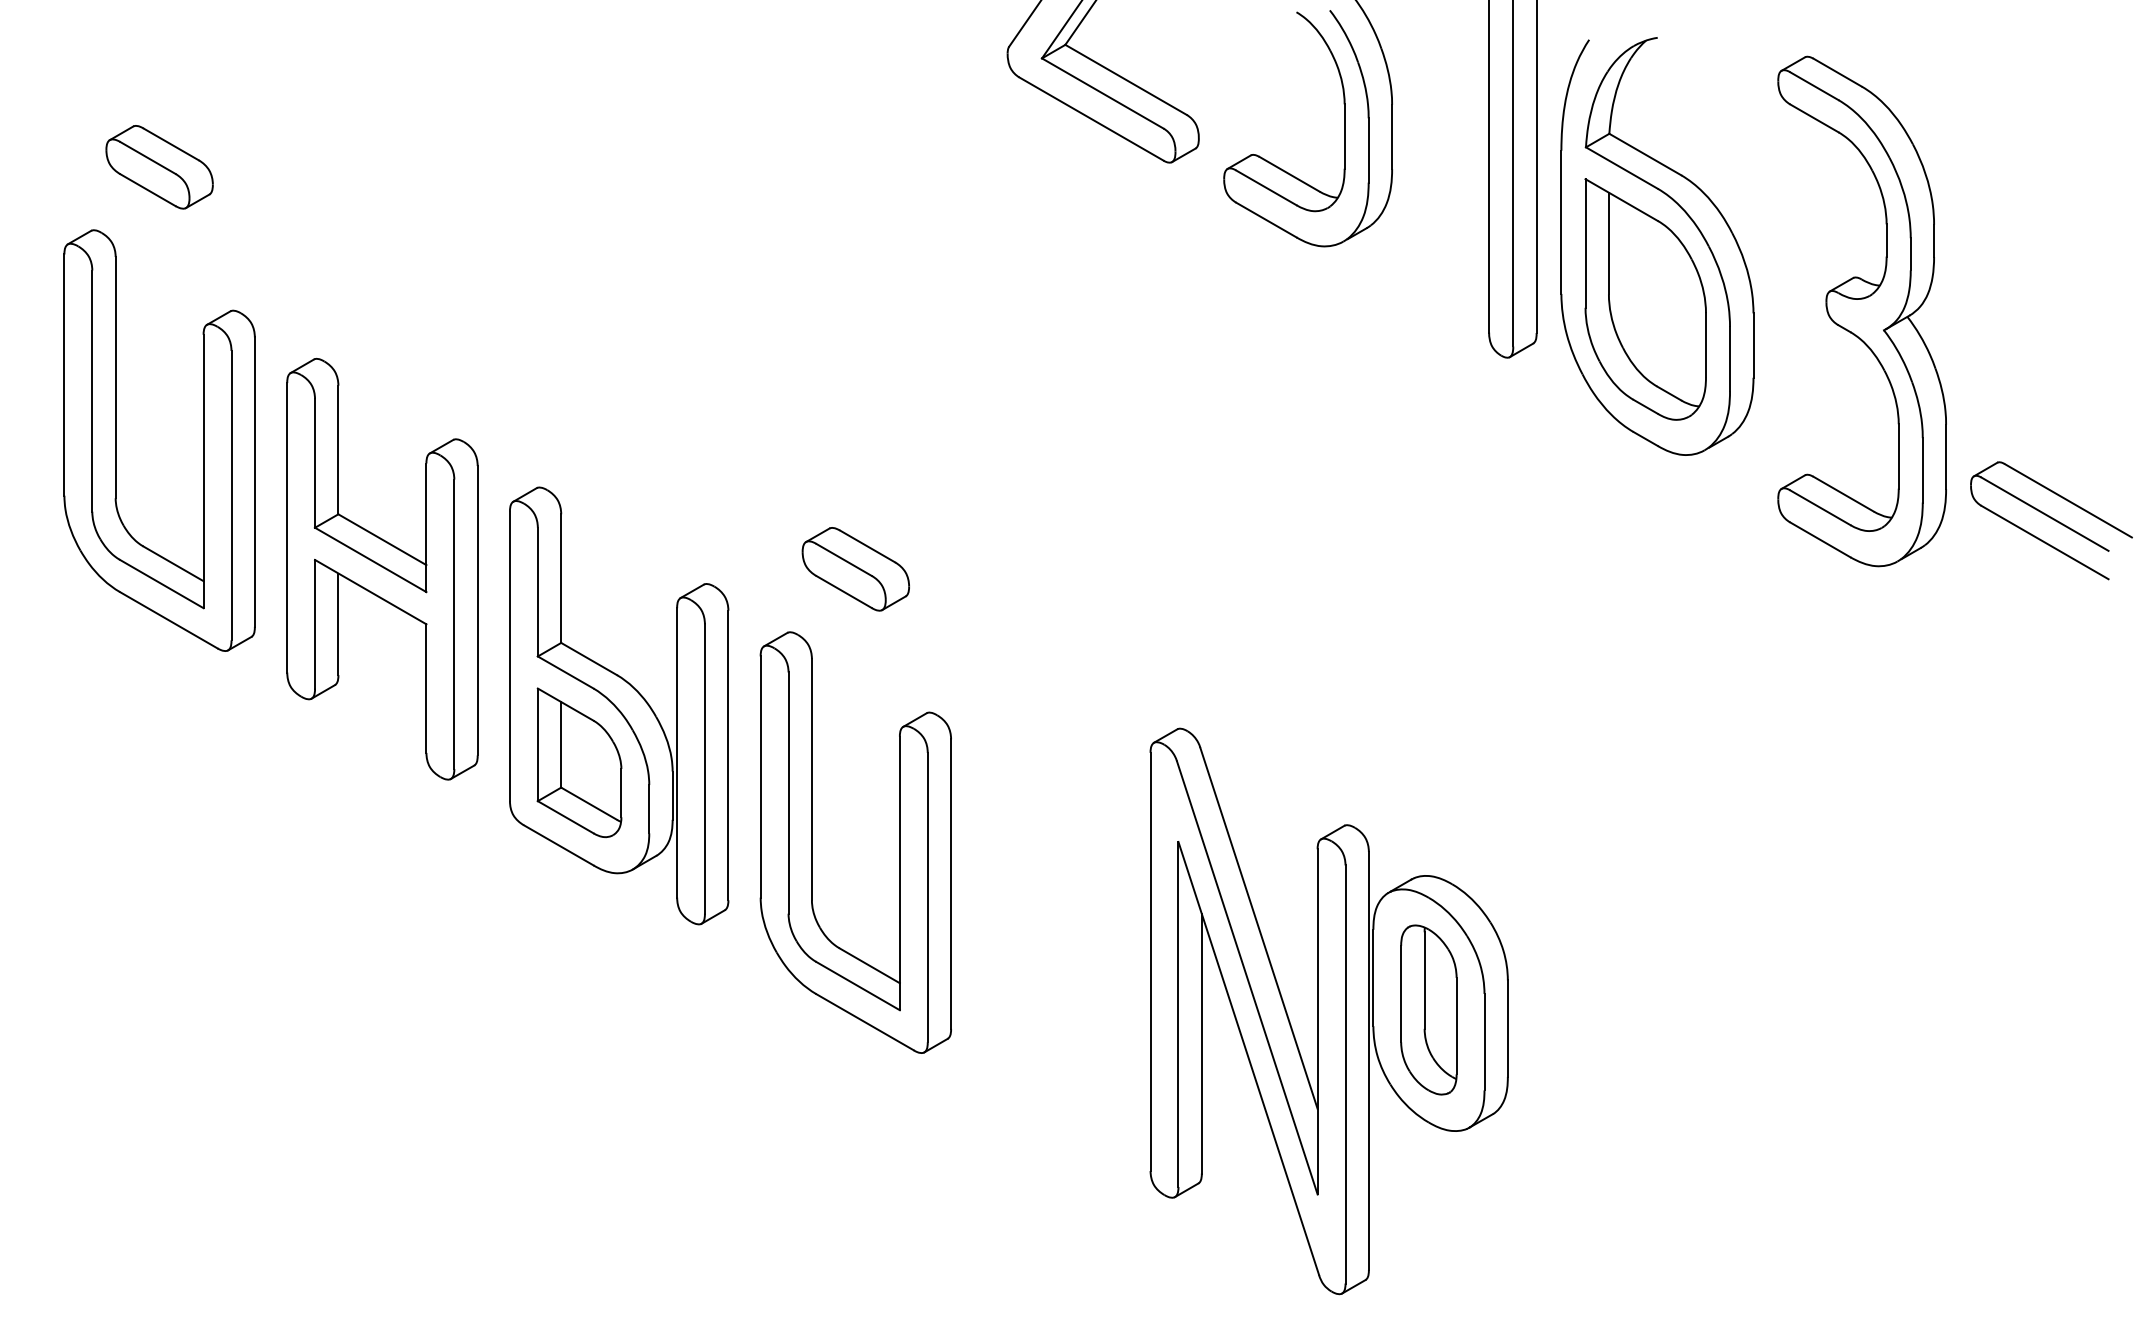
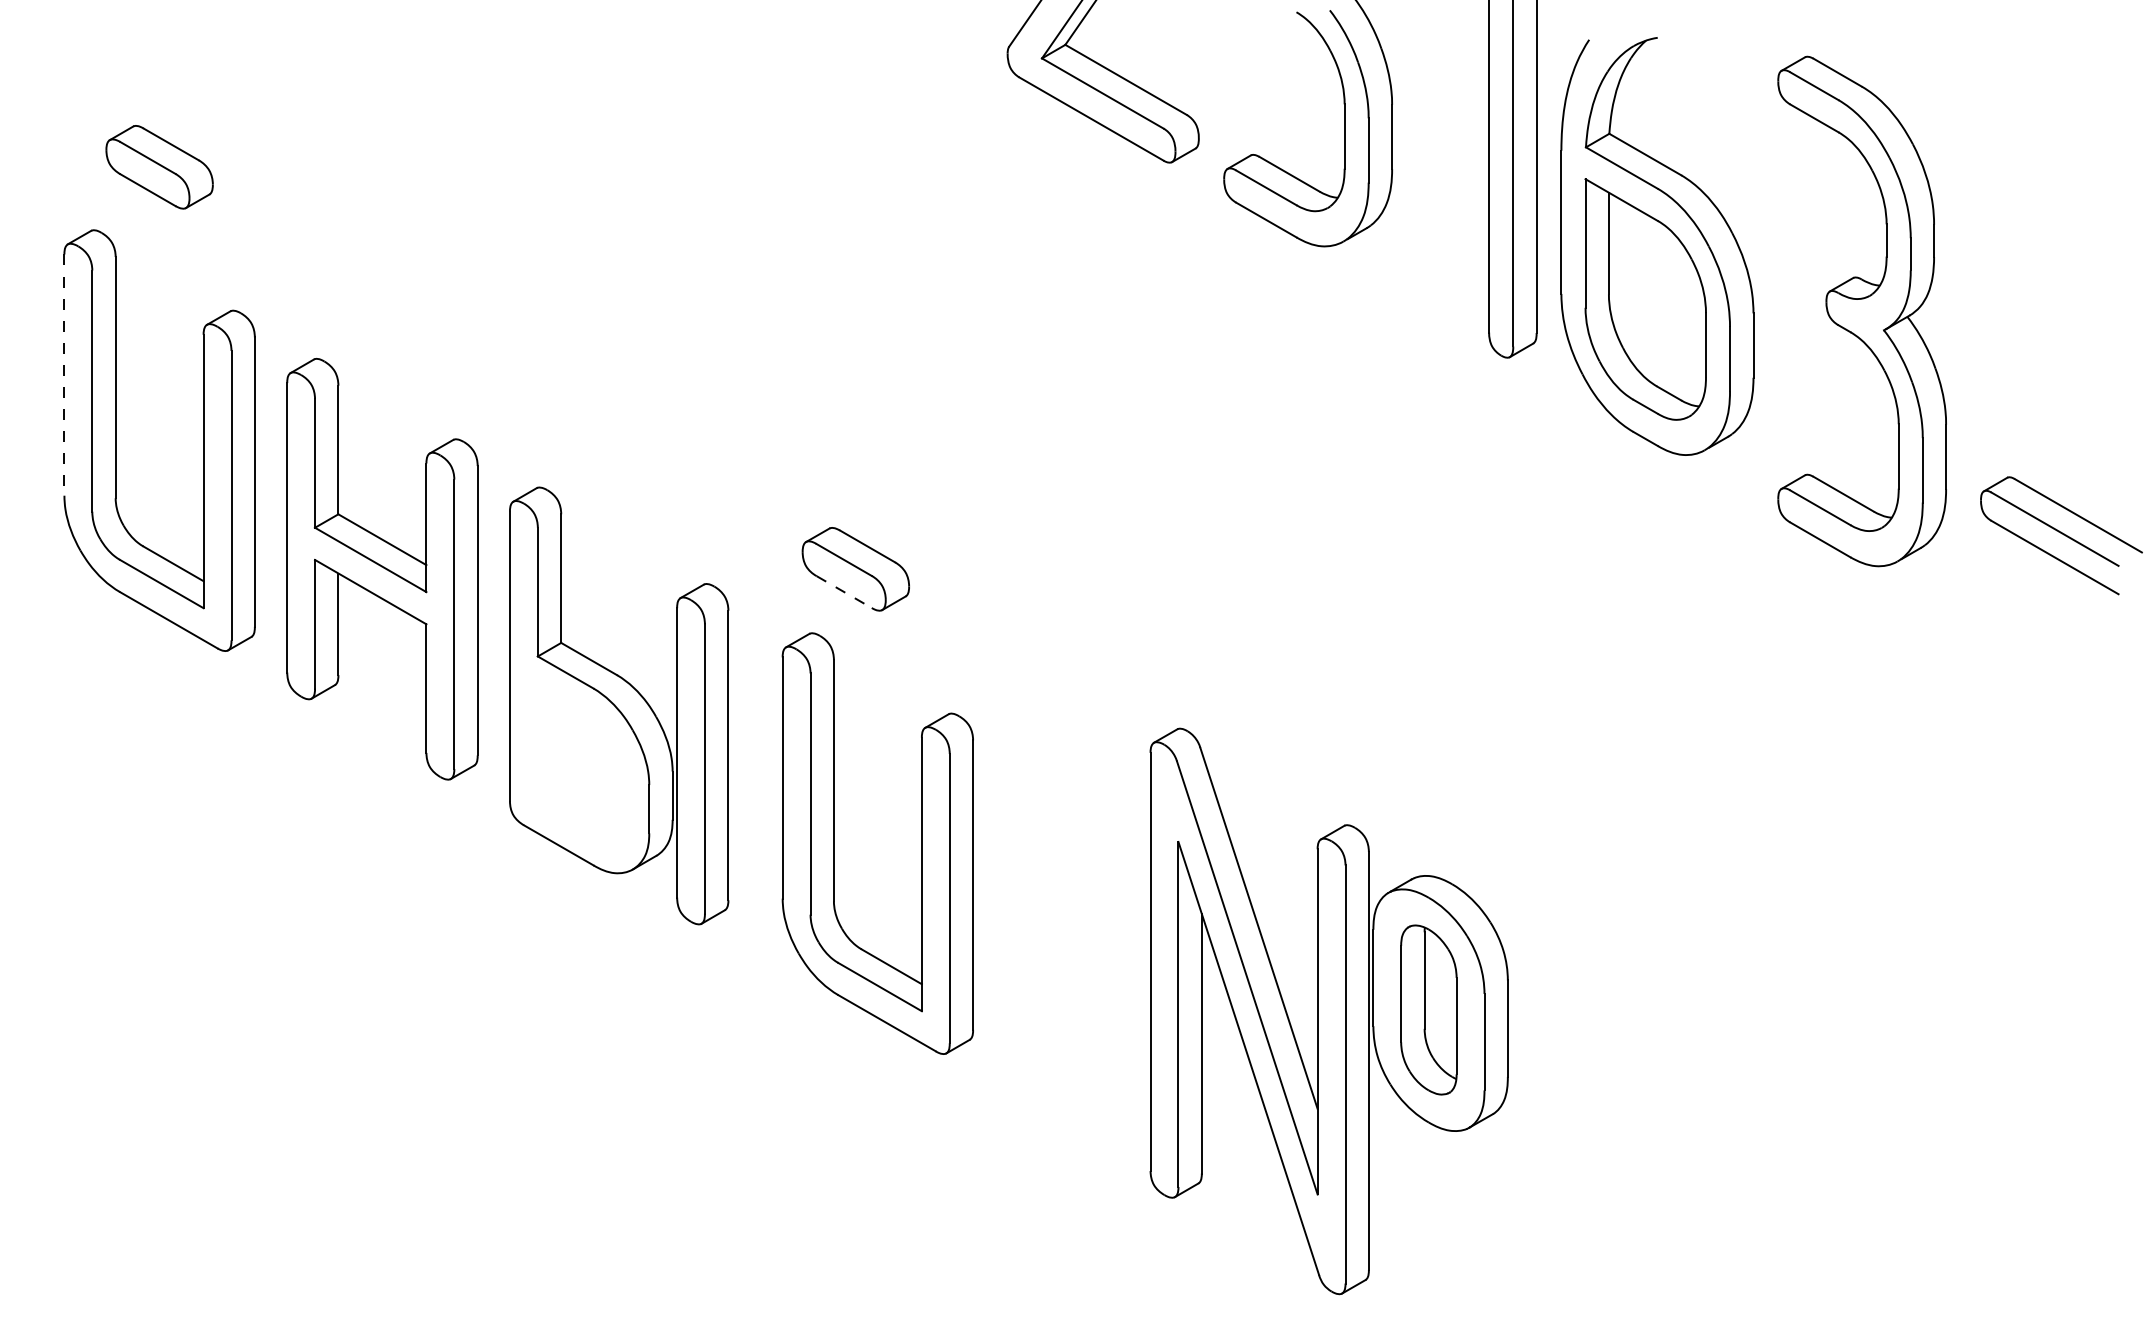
line: solid -> dashed (64, 375)
part position: (2051, 520) -> (2061, 535) (2061, 535)
line: solid -> dashed (844, 592)
part: present -> none (579, 762)
part position: (812, 842) -> (834, 843) (834, 843)
